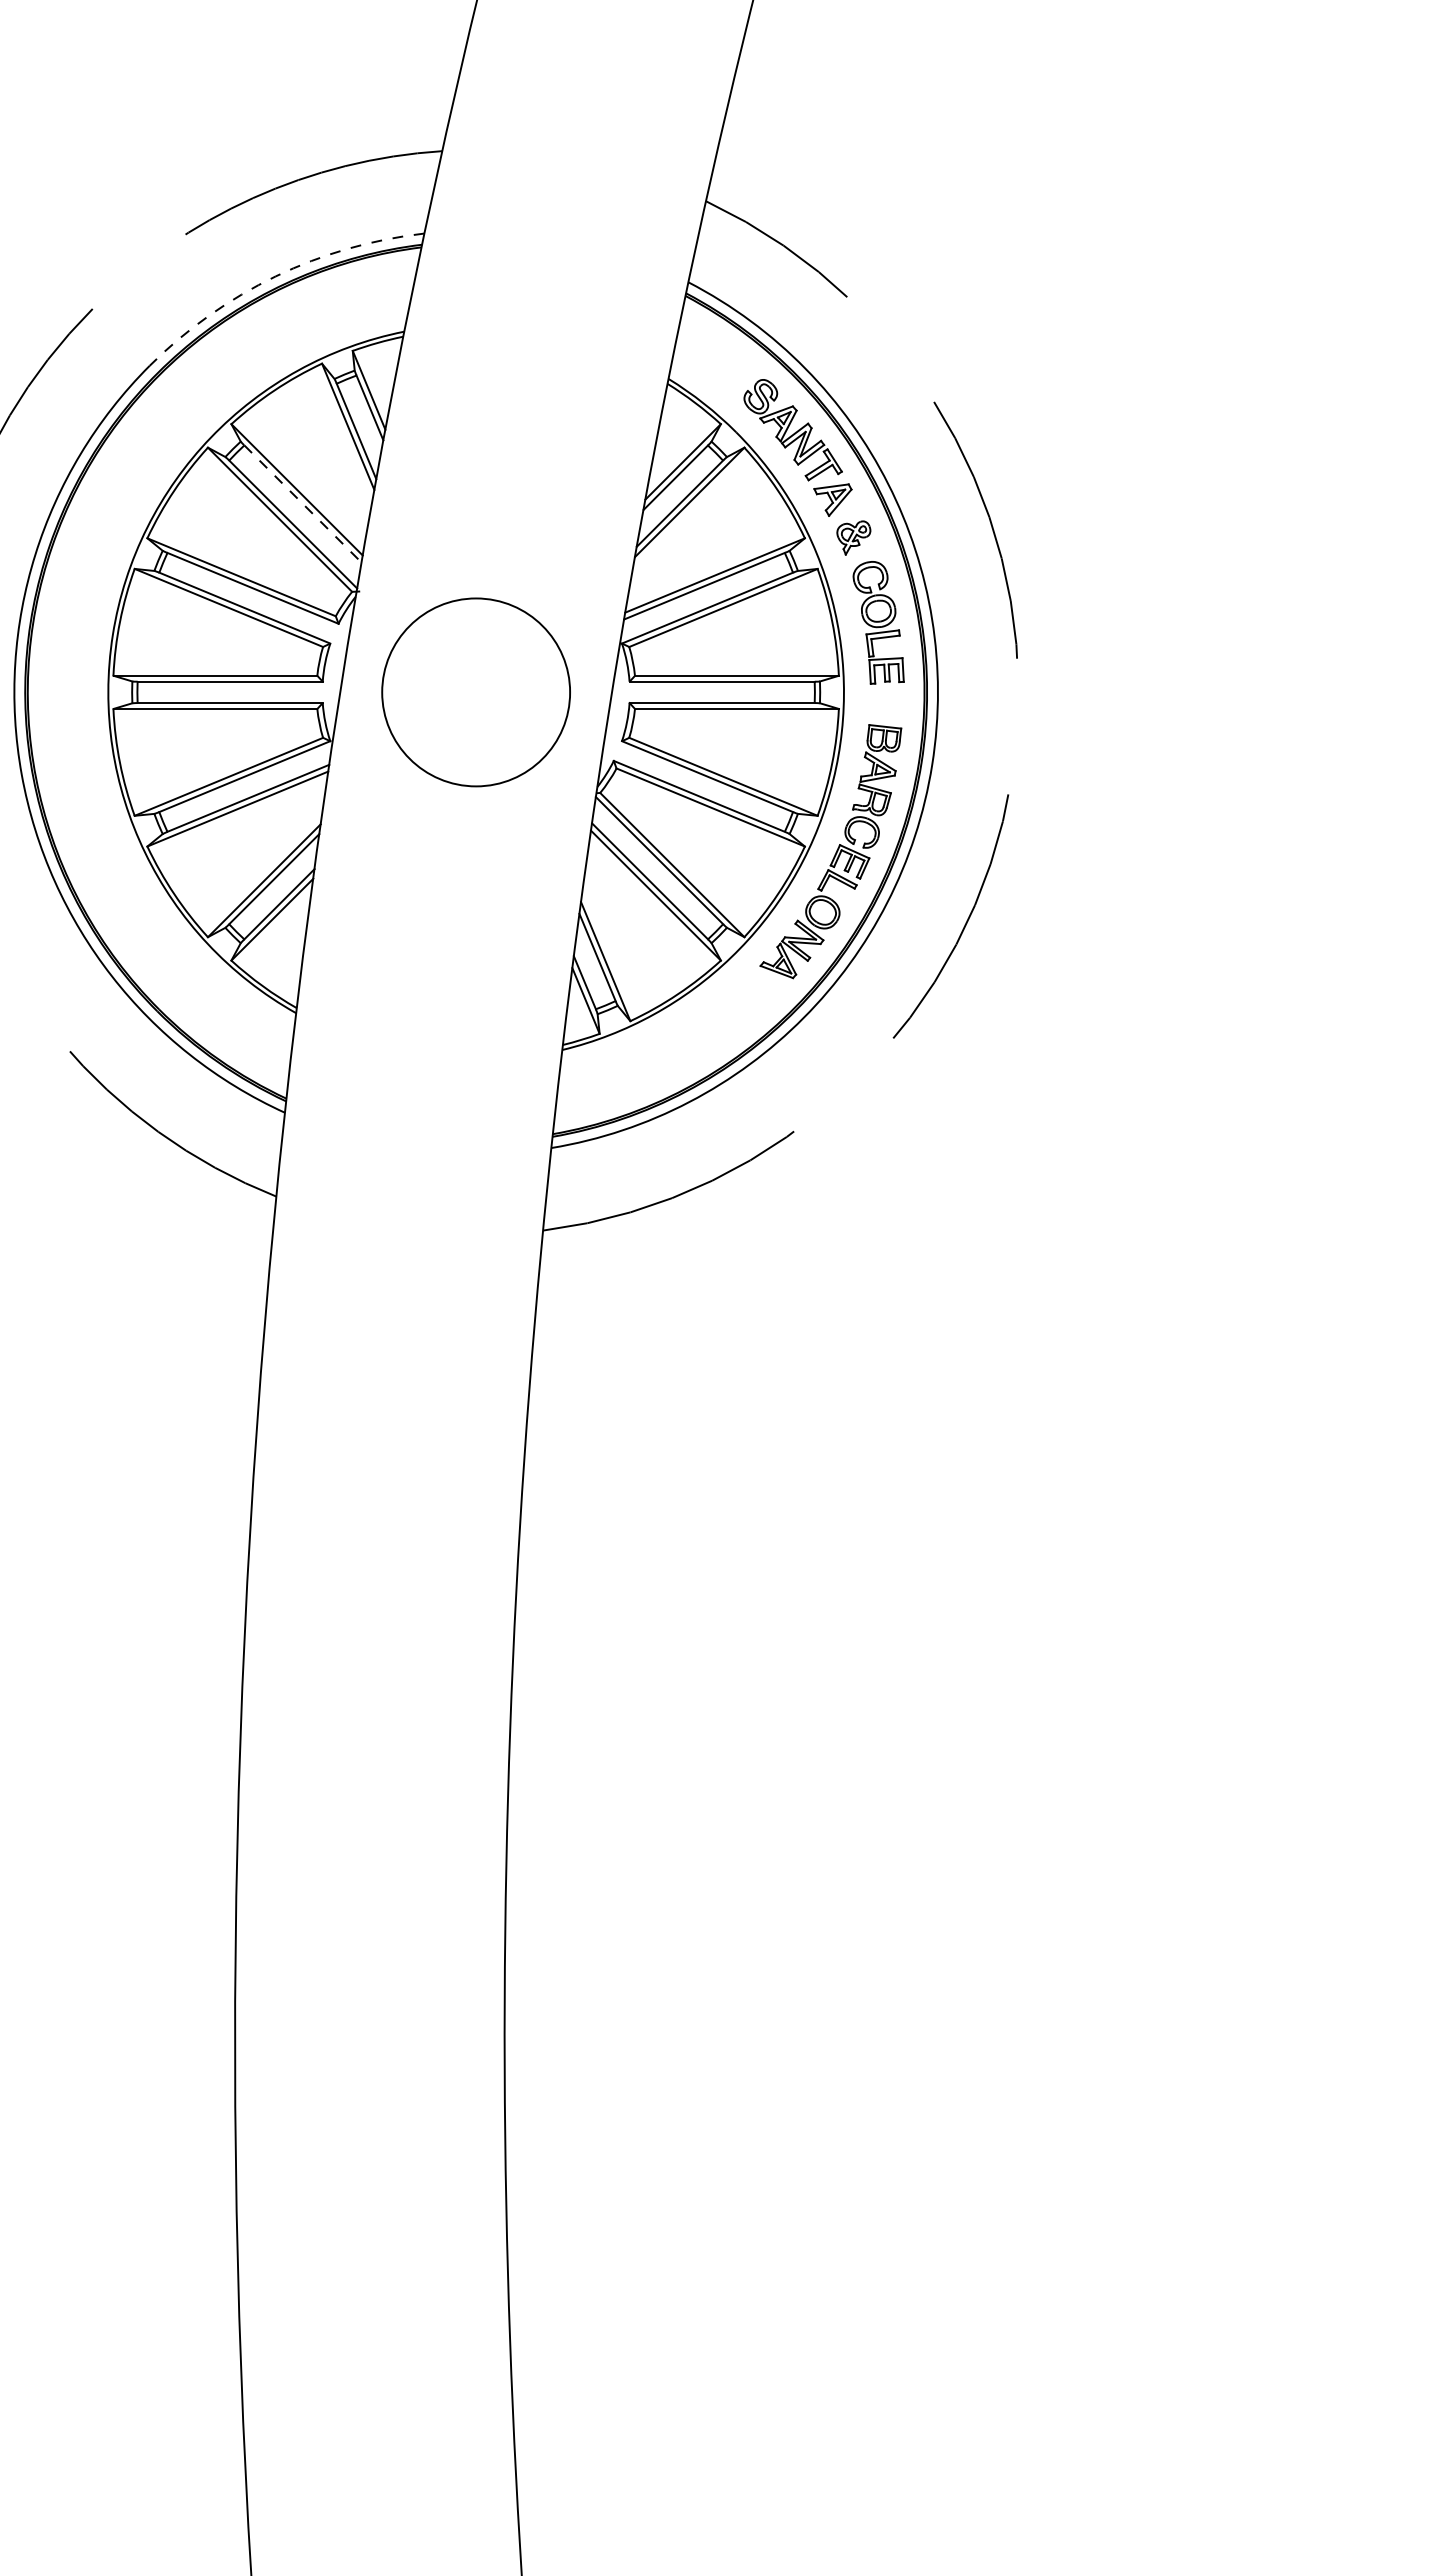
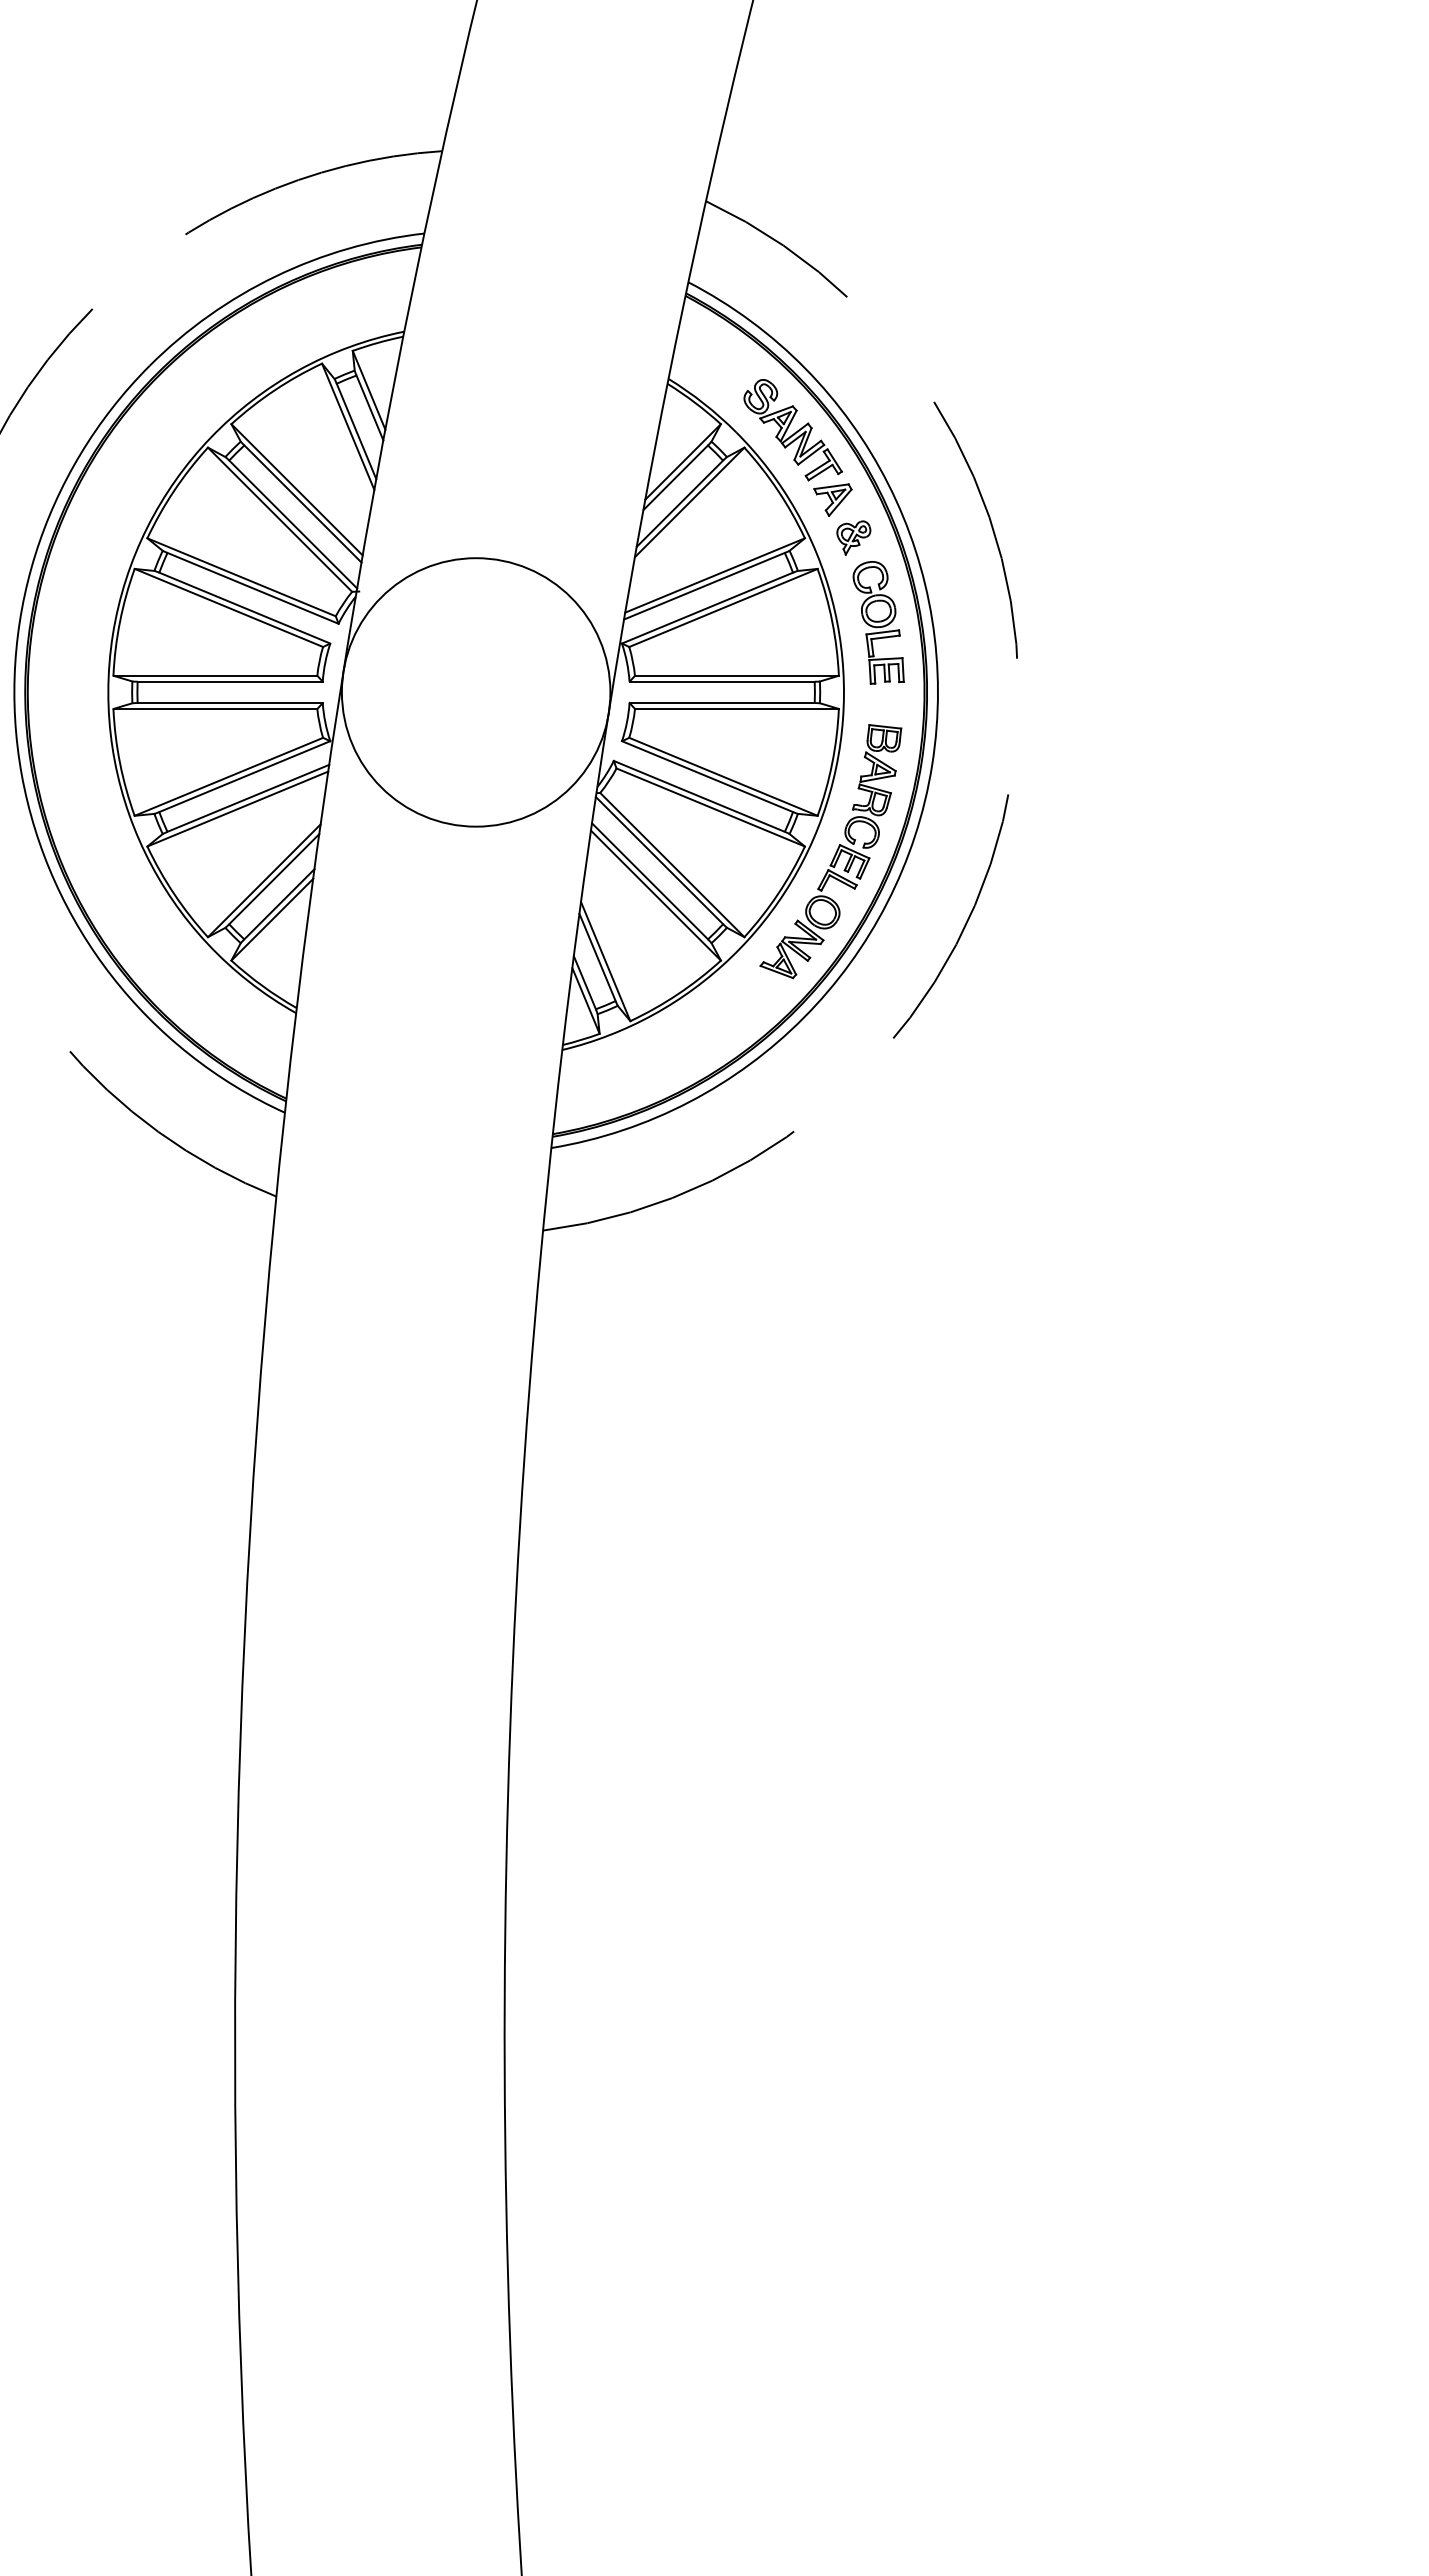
arc: dashed -> solid (275, 276)
line: dashed -> solid (303, 504)
circle diameter: 188 px -> 268 px (475, 692)
